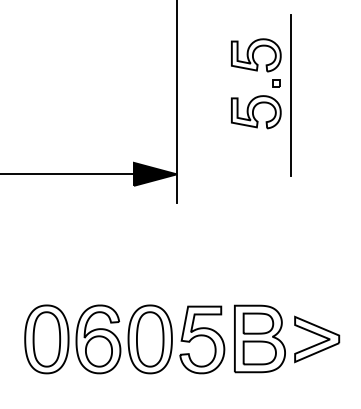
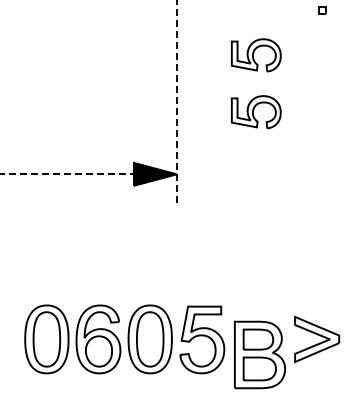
part position: (276, 83) -> (322, 10) (322, 10)
line: present -> none (291, 95)
line: solid -> dashed (176, 101)
line: solid -> dashed (67, 174)
part position: (259, 338) -> (259, 354) (259, 354)
